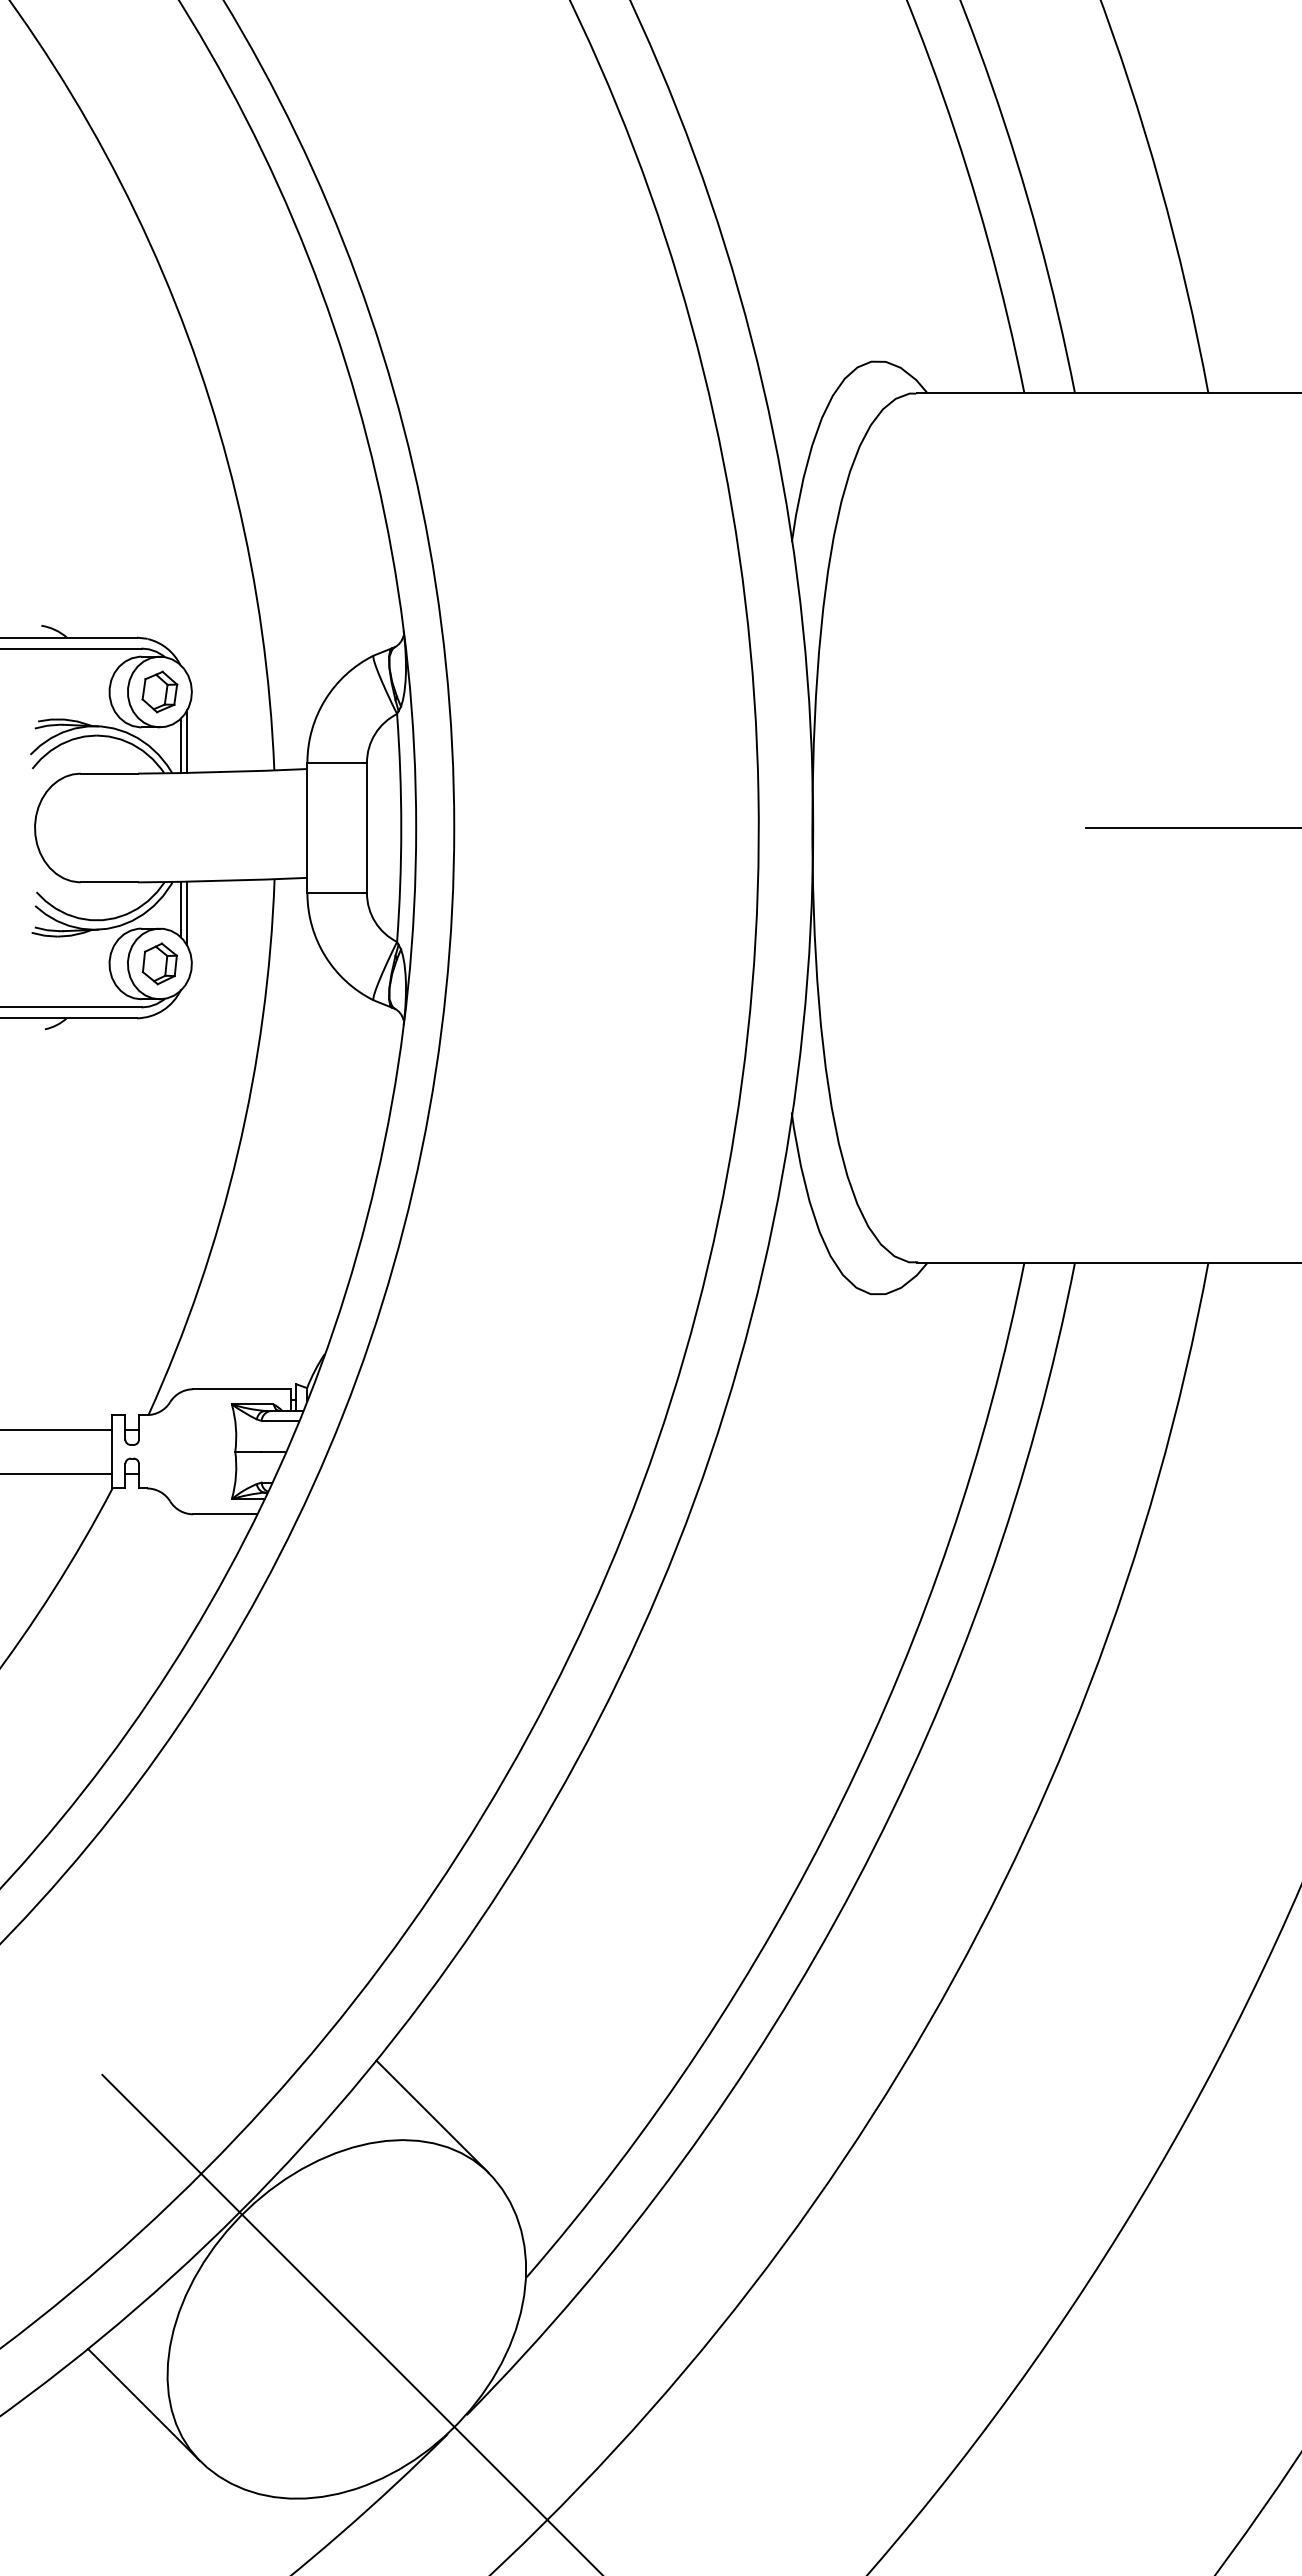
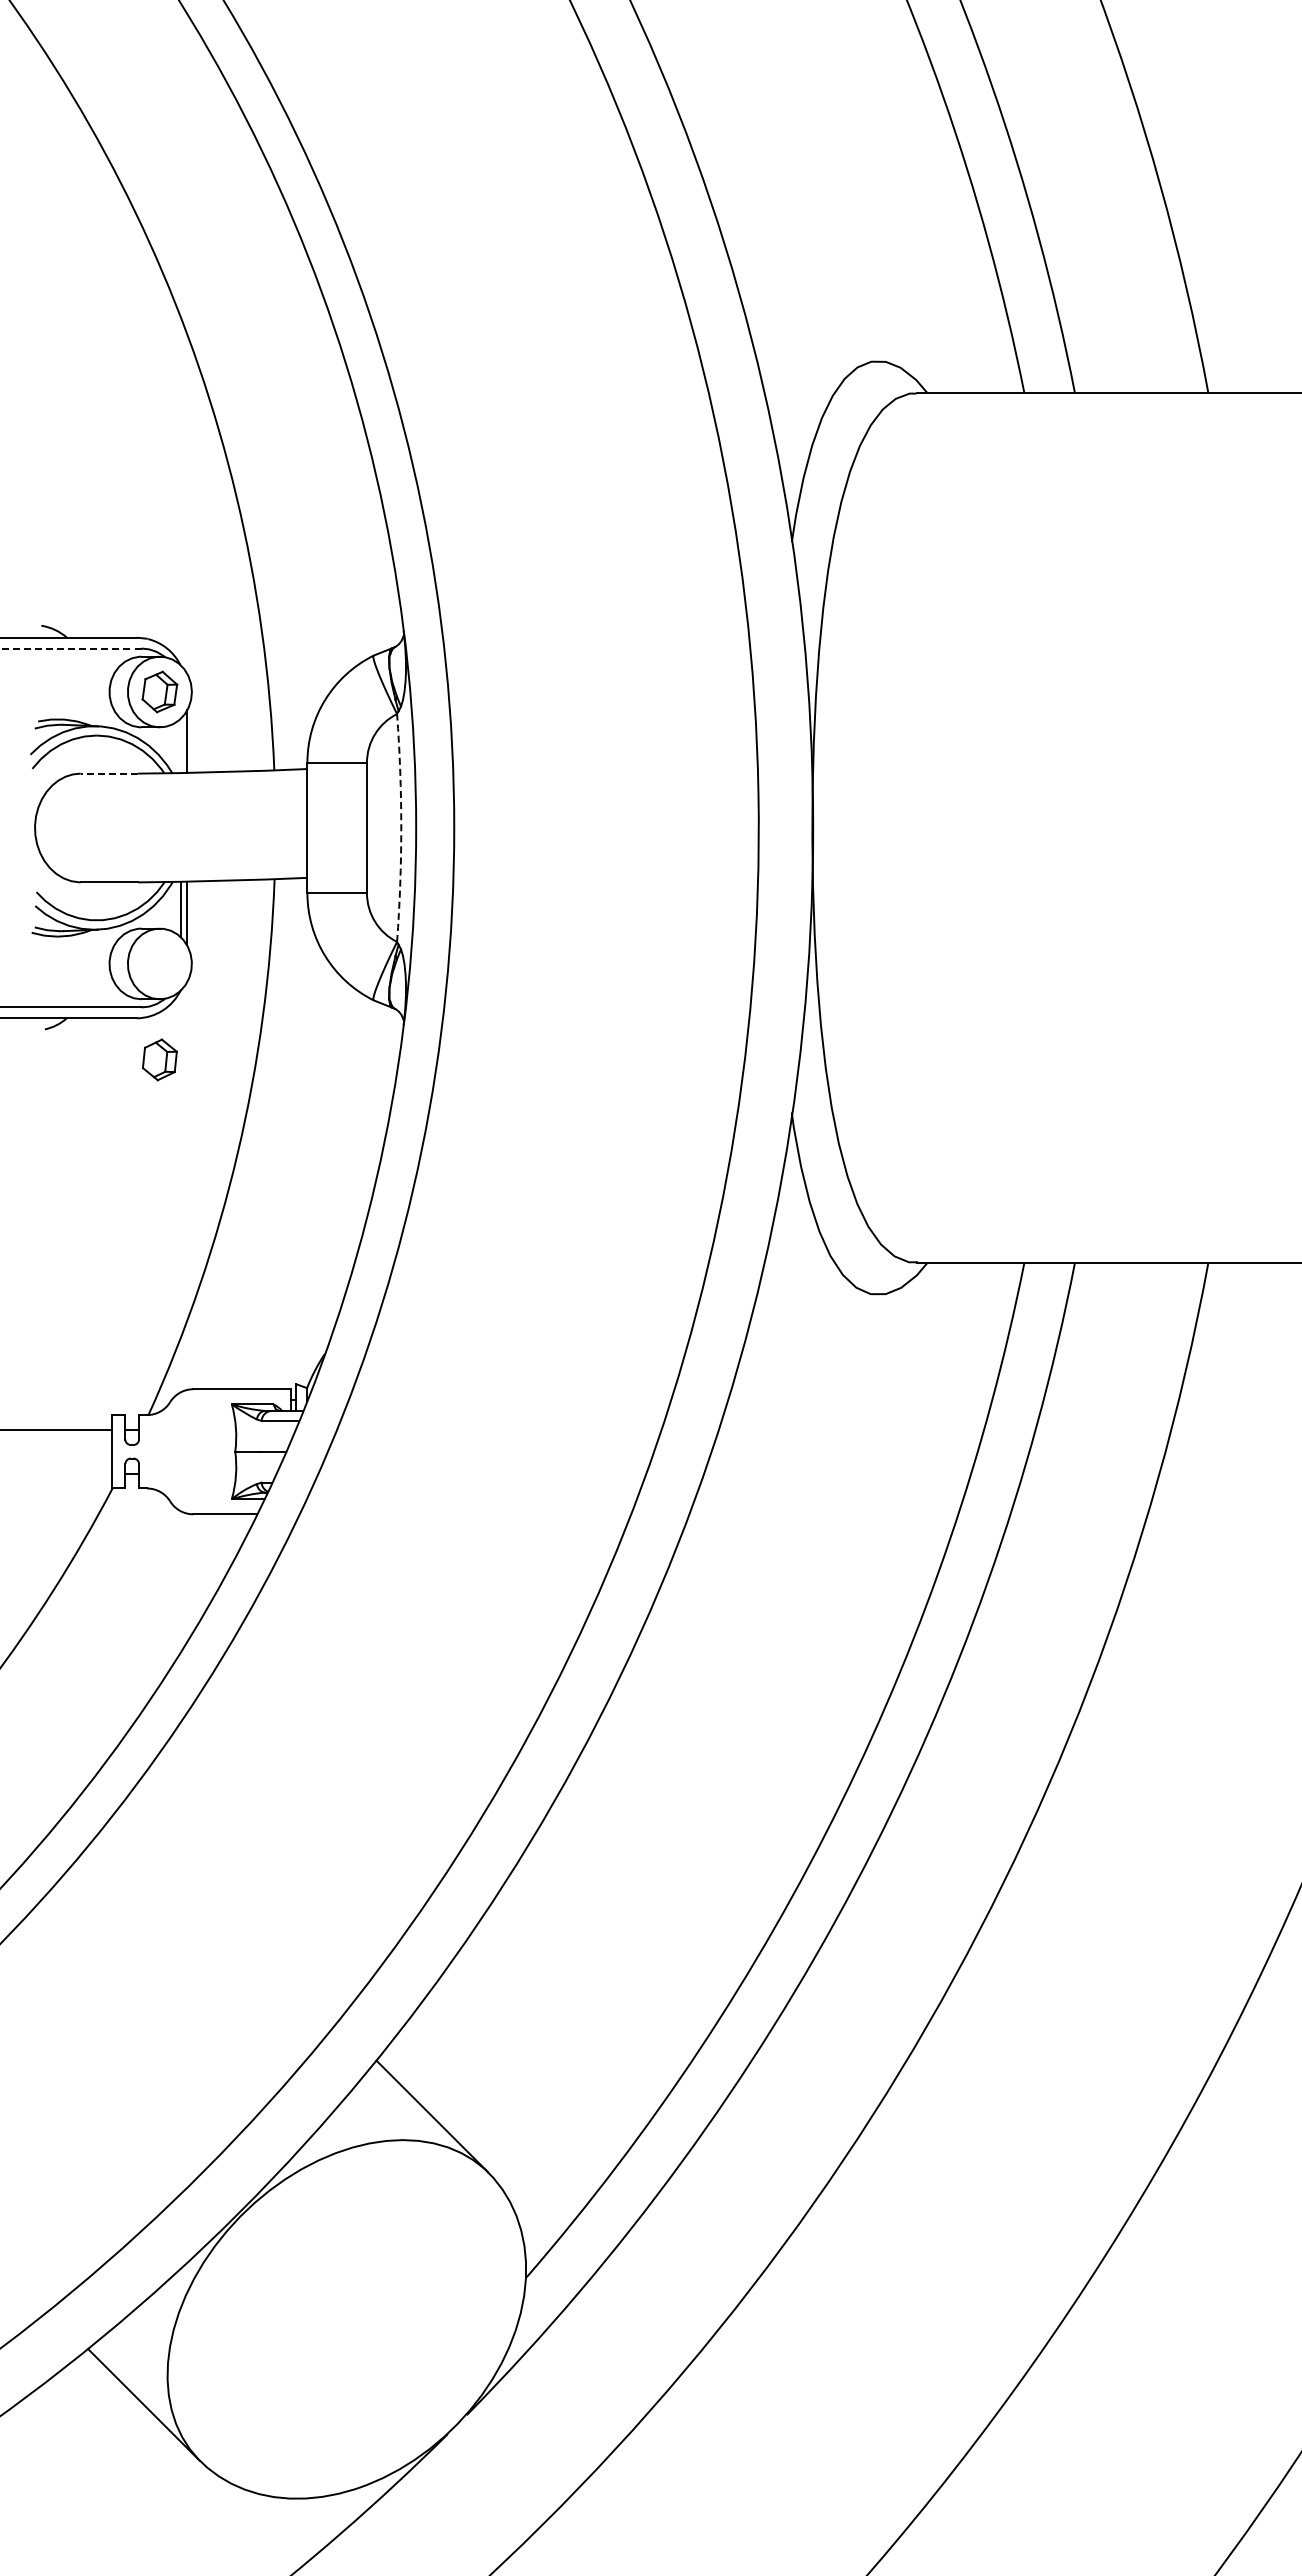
line: solid -> dashed (70, 648)
line: present -> none (180, 745)
line: solid -> dashed (109, 773)
arc: solid -> dashed (401, 828)
line: present -> none (1192, 828)
part position: (159, 963) -> (159, 1059) (159, 1059)
line: present -> none (56, 1473)
line: present -> none (351, 2323)
